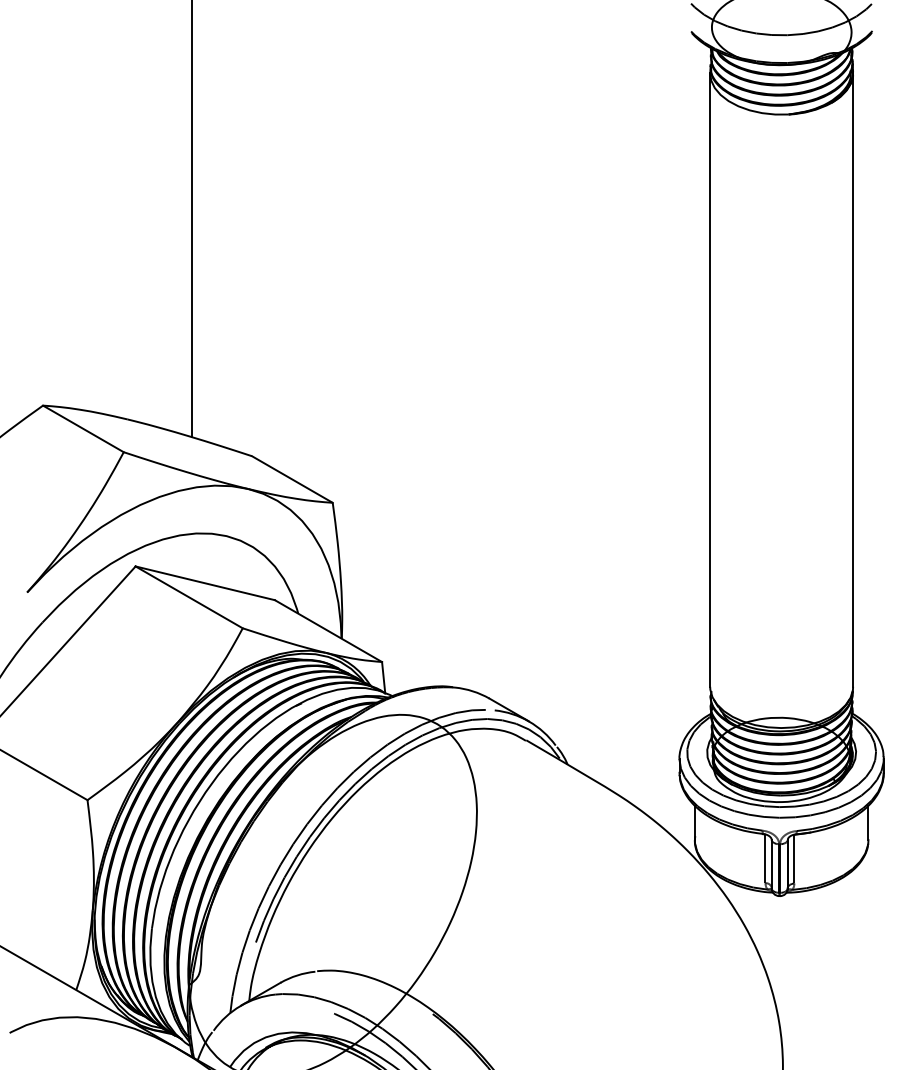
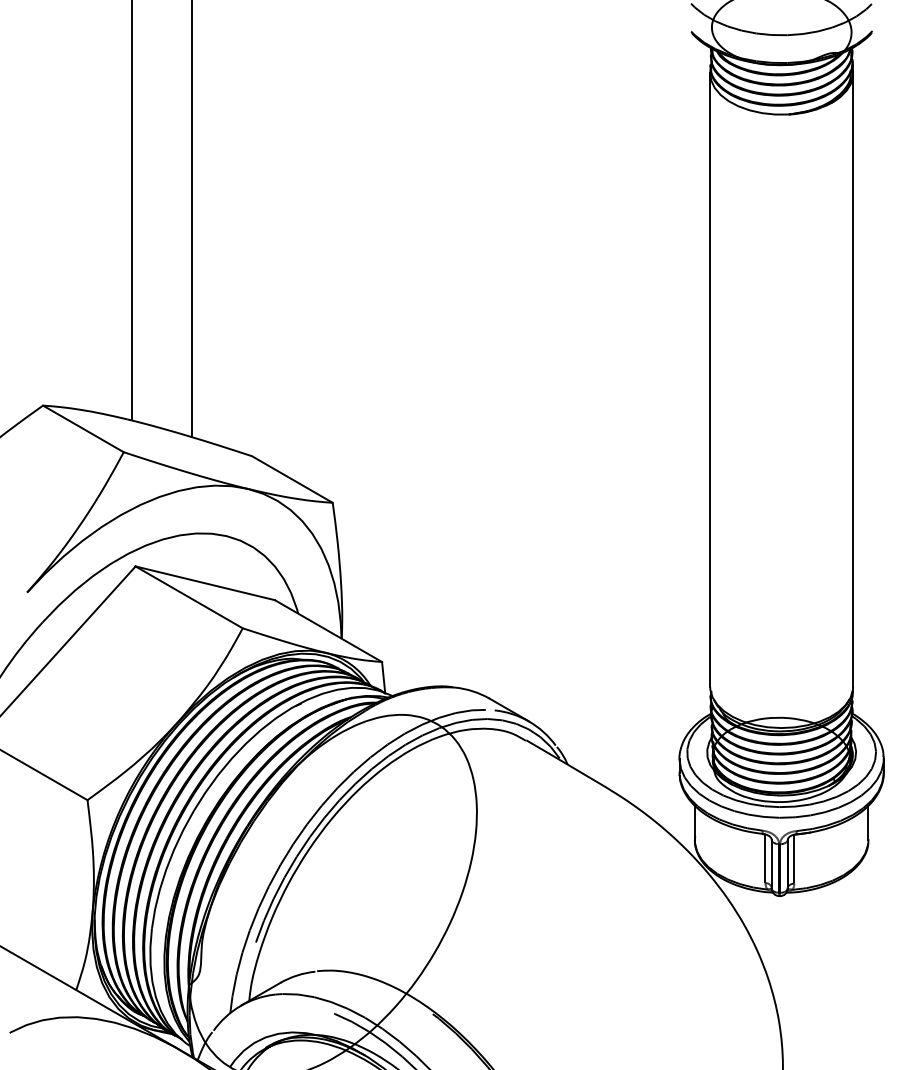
line: none -> present (131, 211)
